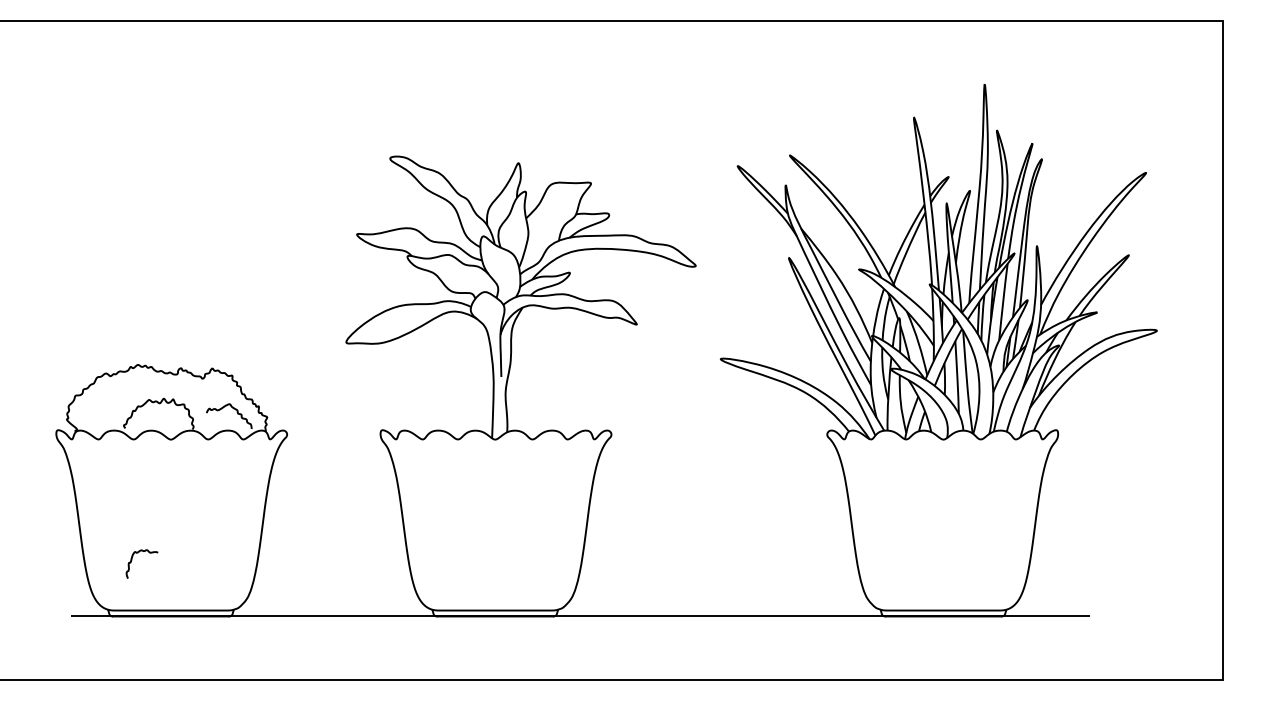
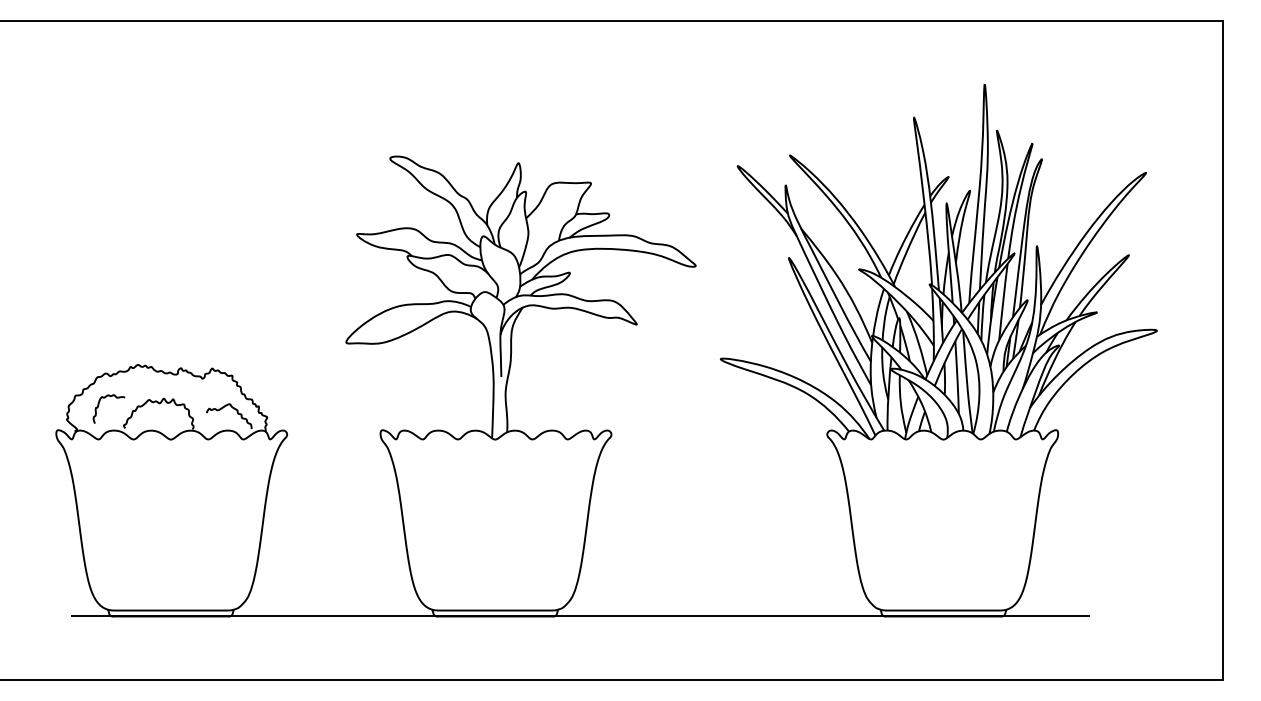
curve position: (132, 560) -> (99, 405) (99, 405)
